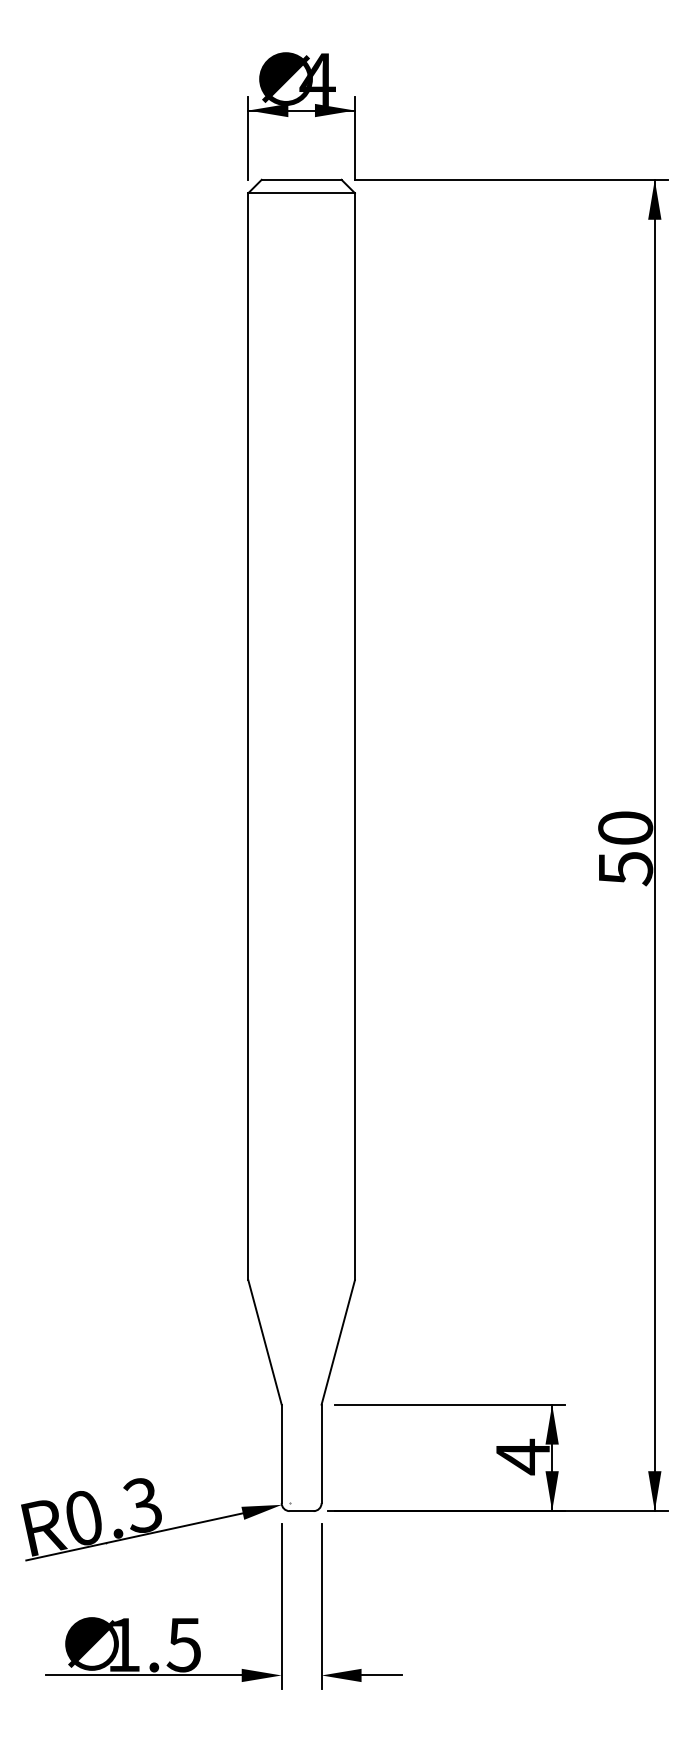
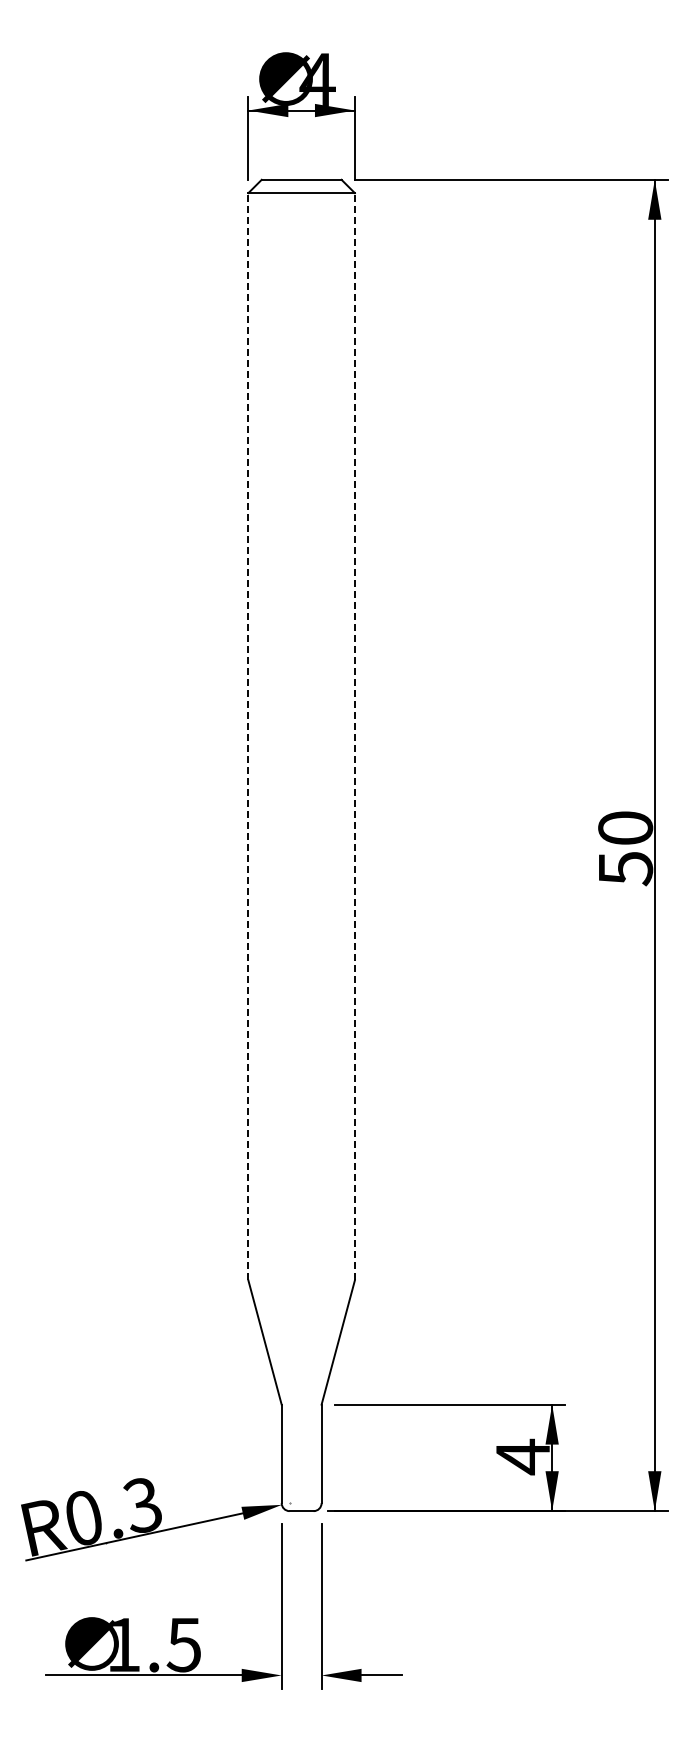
line: solid -> dashed (248, 736)
line: solid -> dashed (354, 736)
